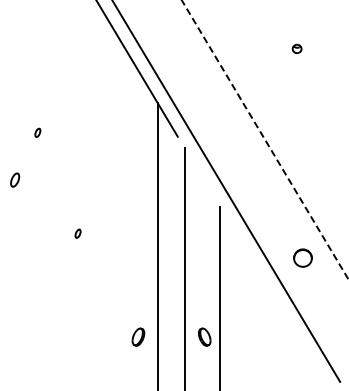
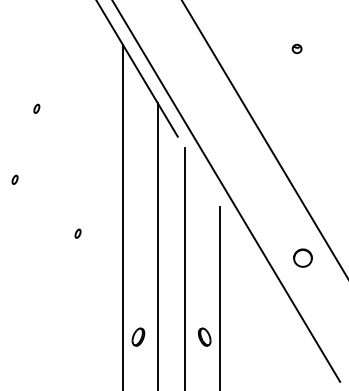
part position: (37, 132) -> (36, 108) (36, 108)
line: dashed -> solid (265, 139)
part size: 11x16 px -> 8x11 px (14, 179)
line: none -> present (122, 215)
